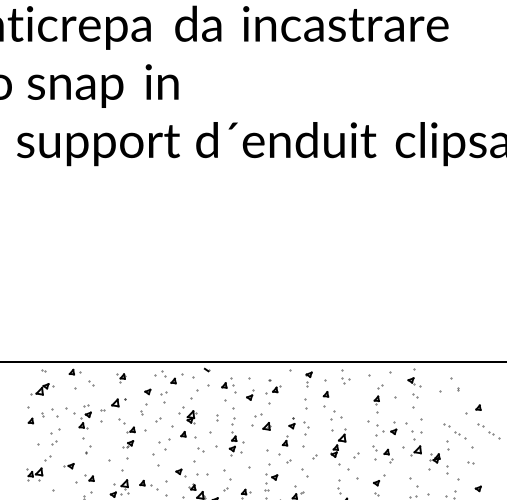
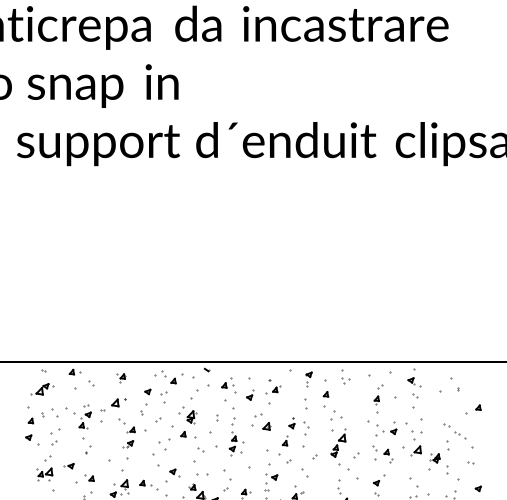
part: present -> none (488, 431)
part: none -> present (28, 437)
part position: (180, 472) -> (174, 472) (174, 472)
part position: (34, 474) -> (44, 474) (44, 474)
